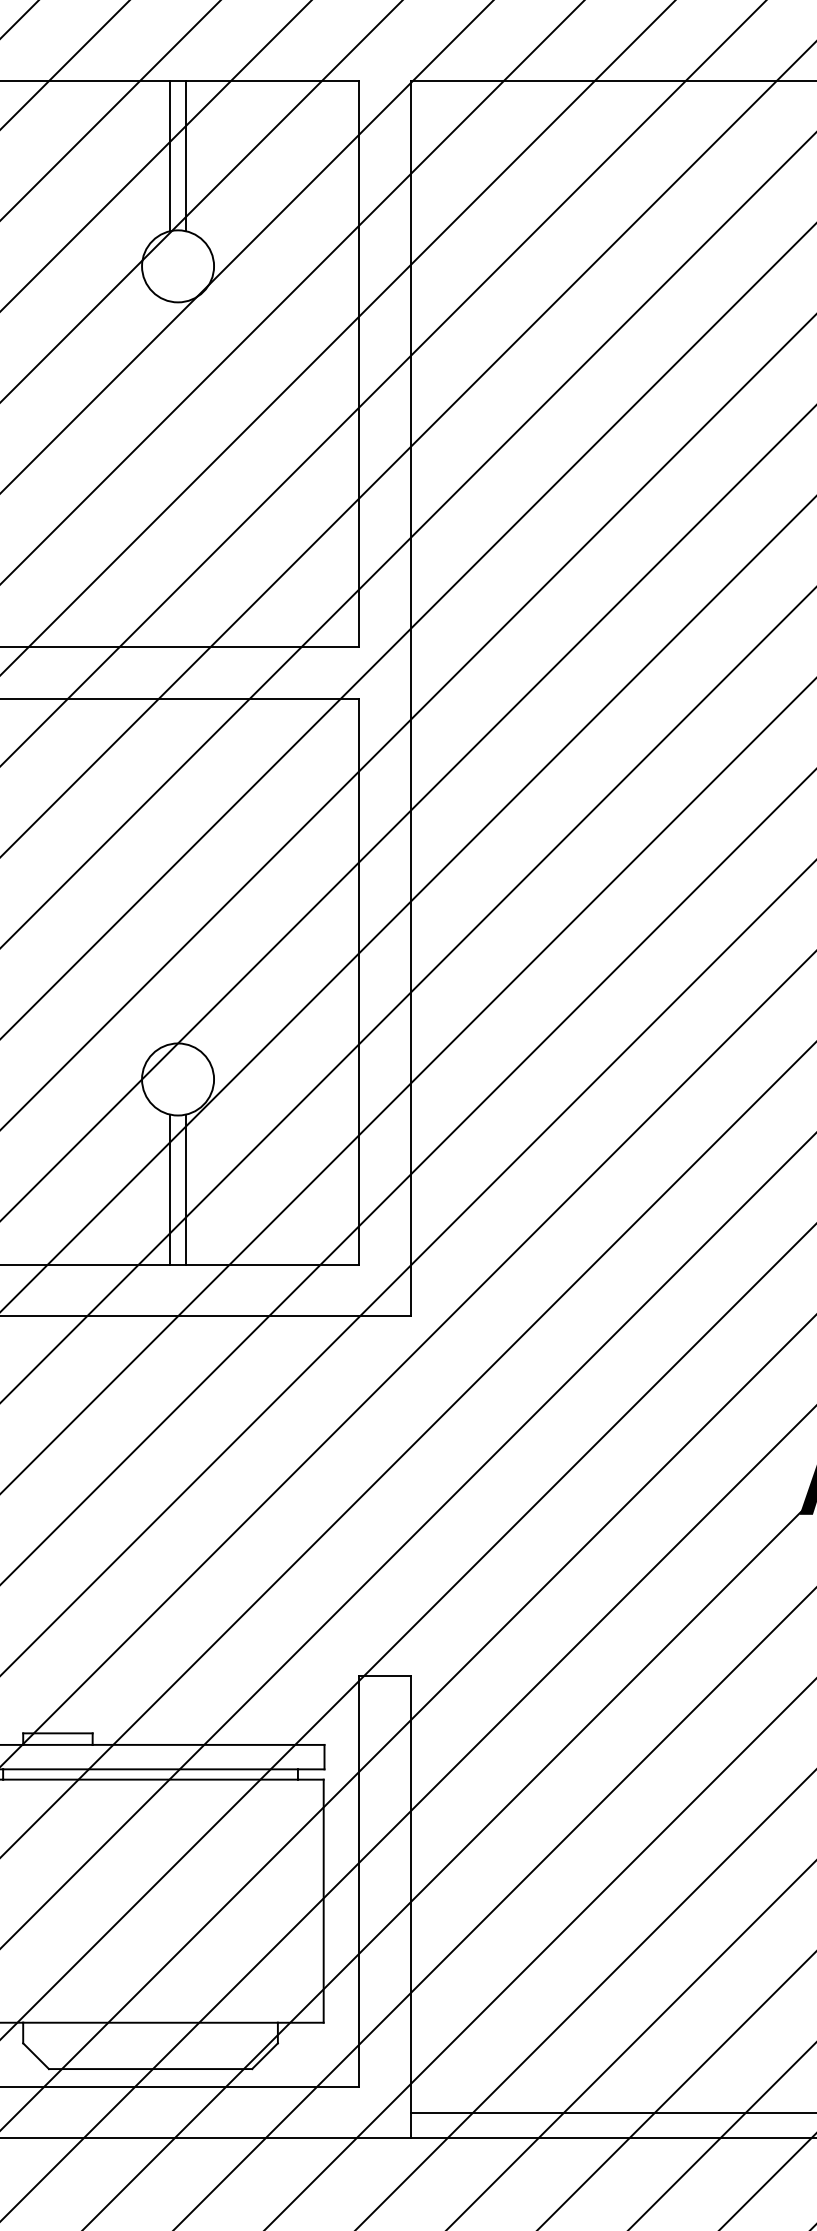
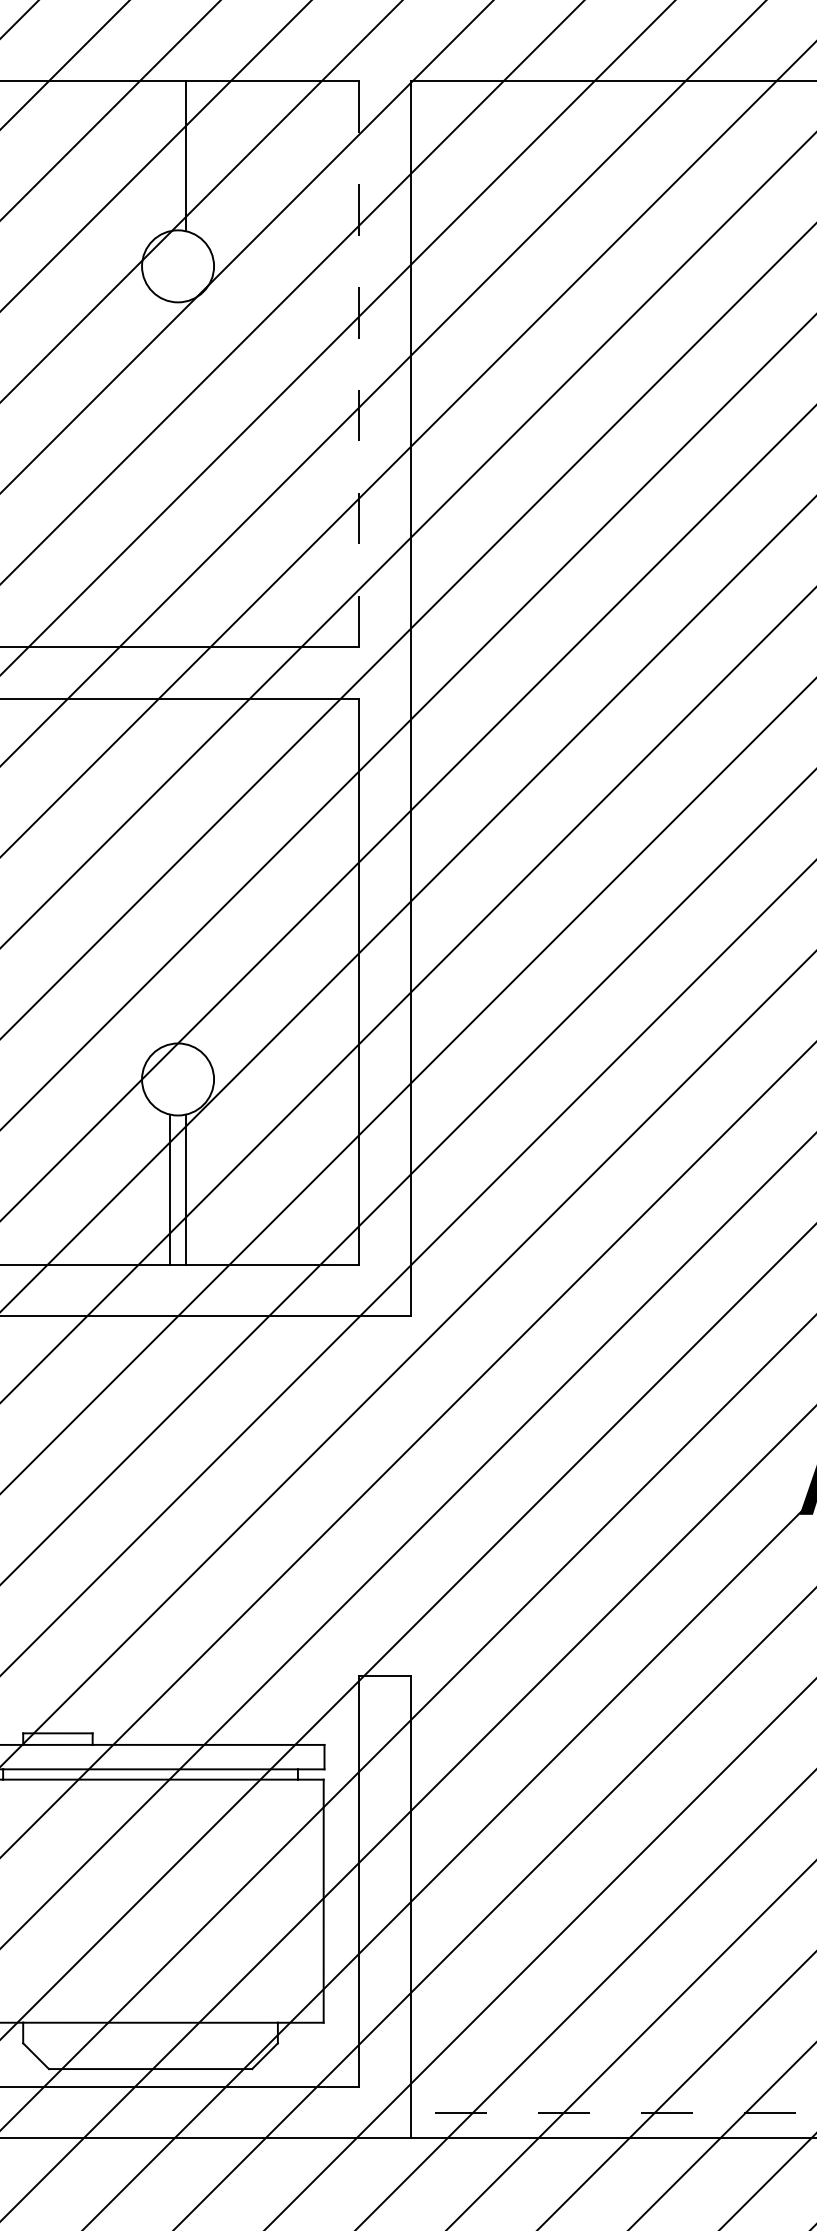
line: present -> none (170, 156)
line: solid -> dashed (359, 364)
line: solid -> dashed (613, 2112)
